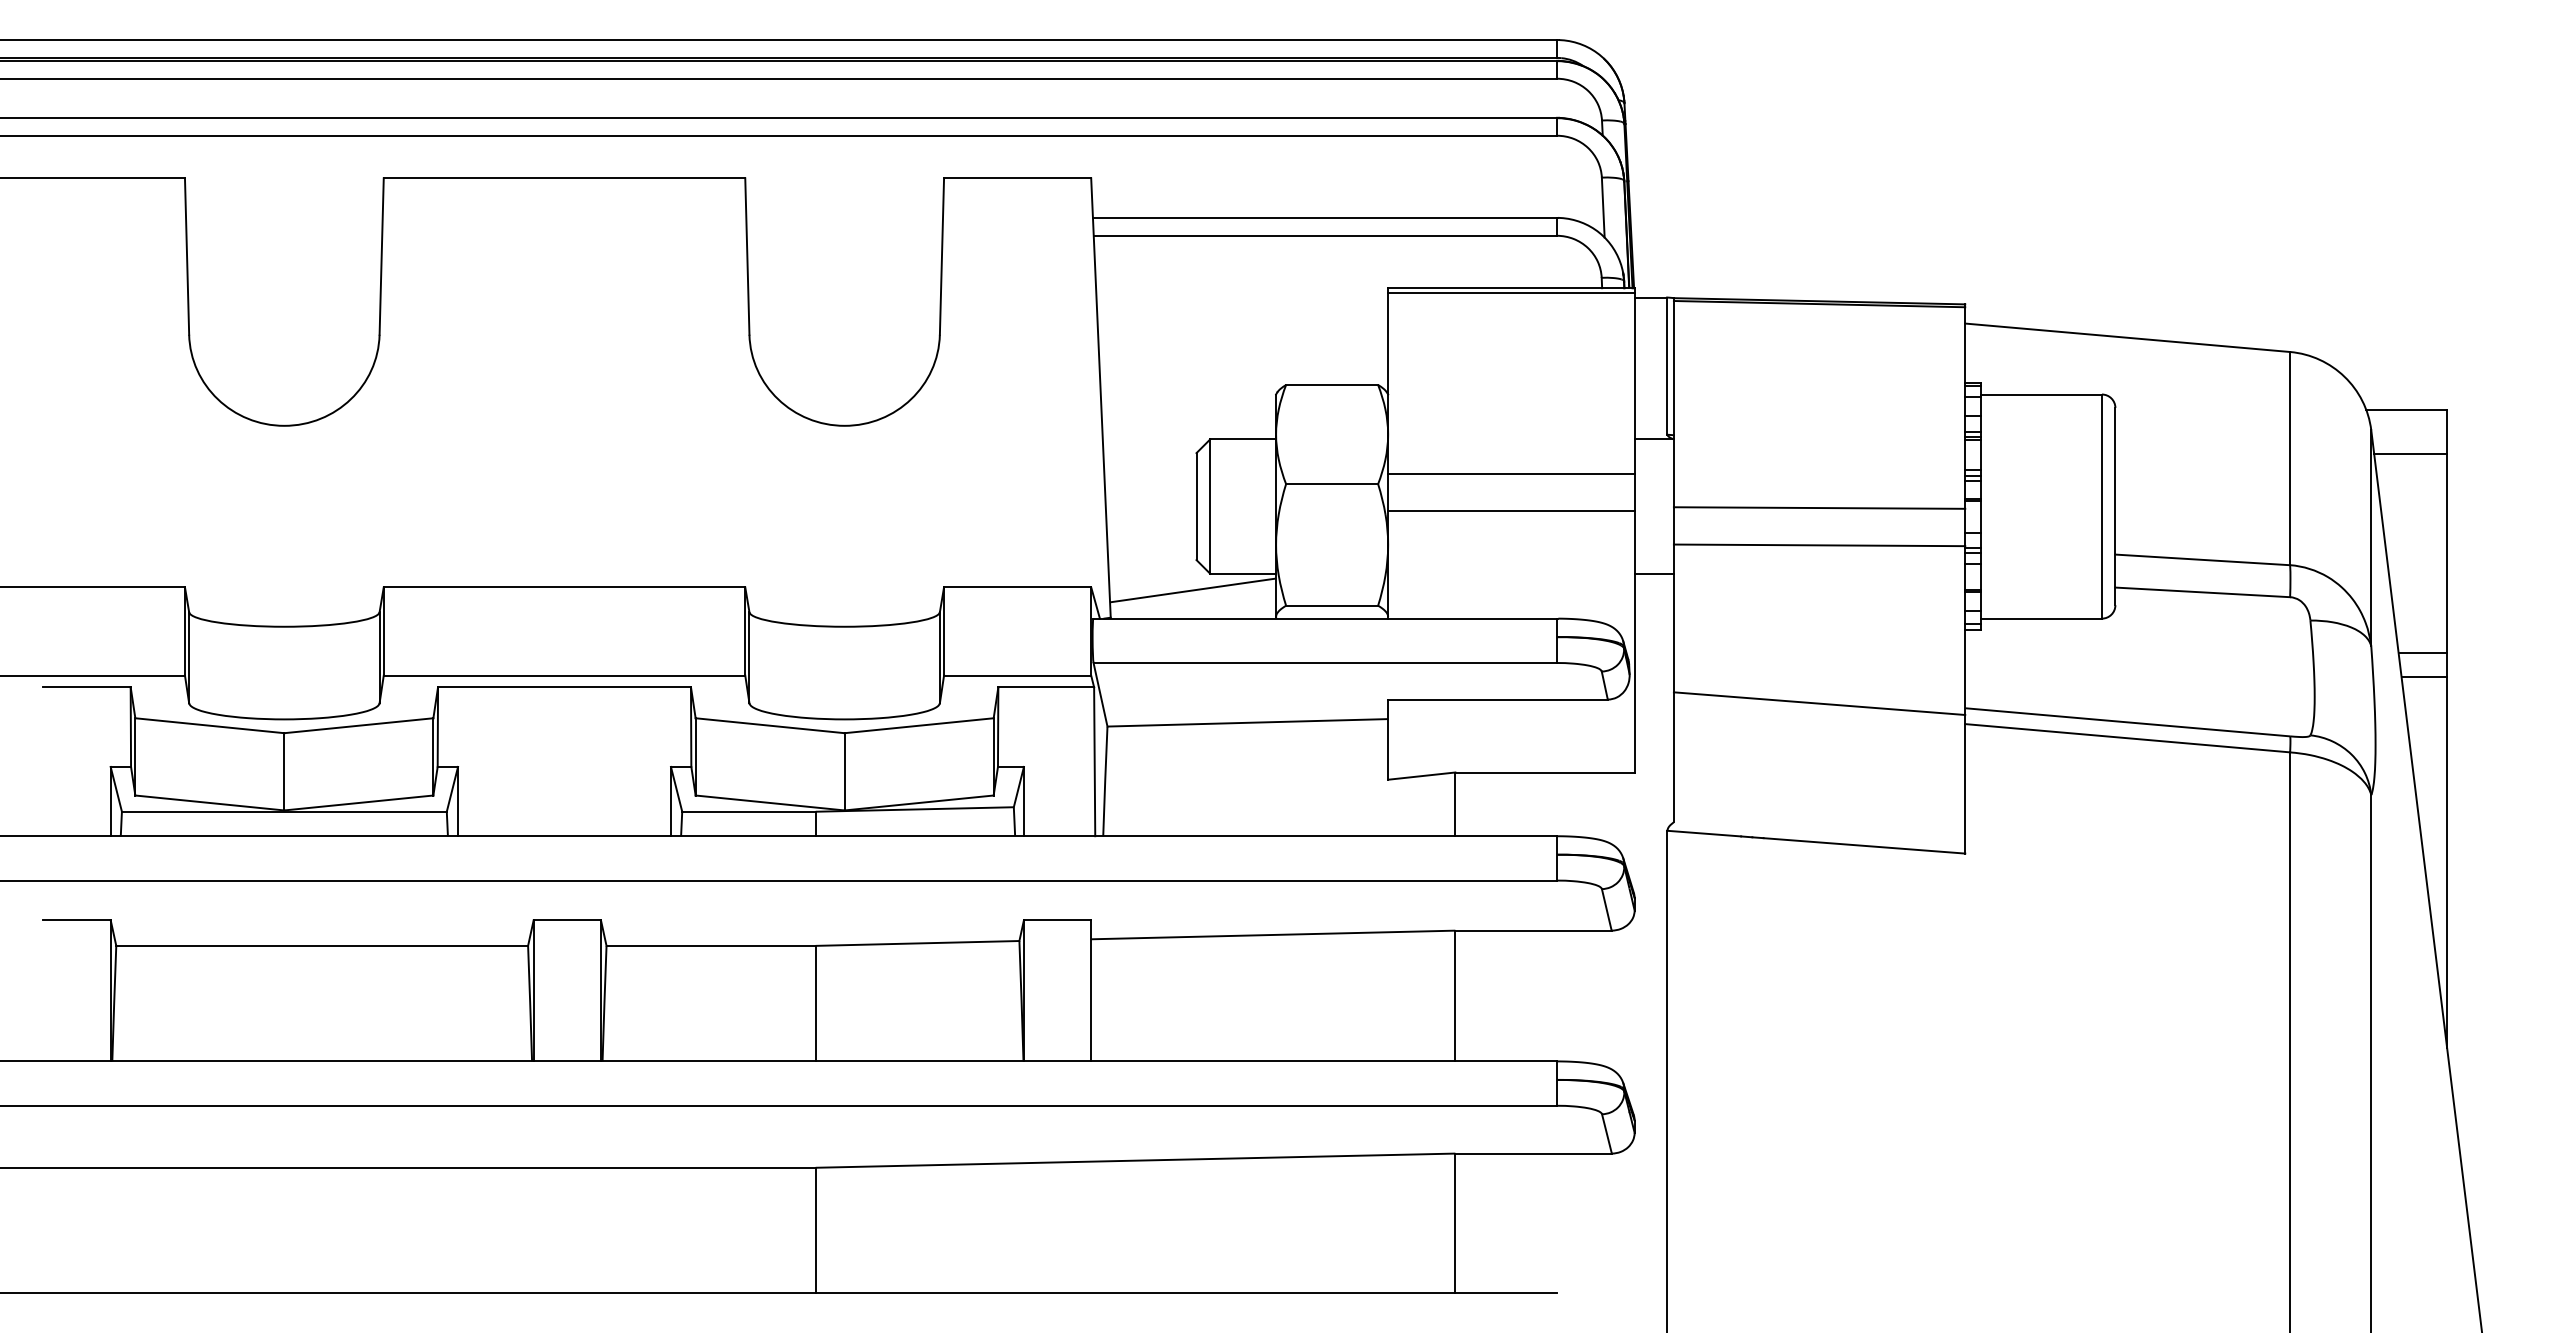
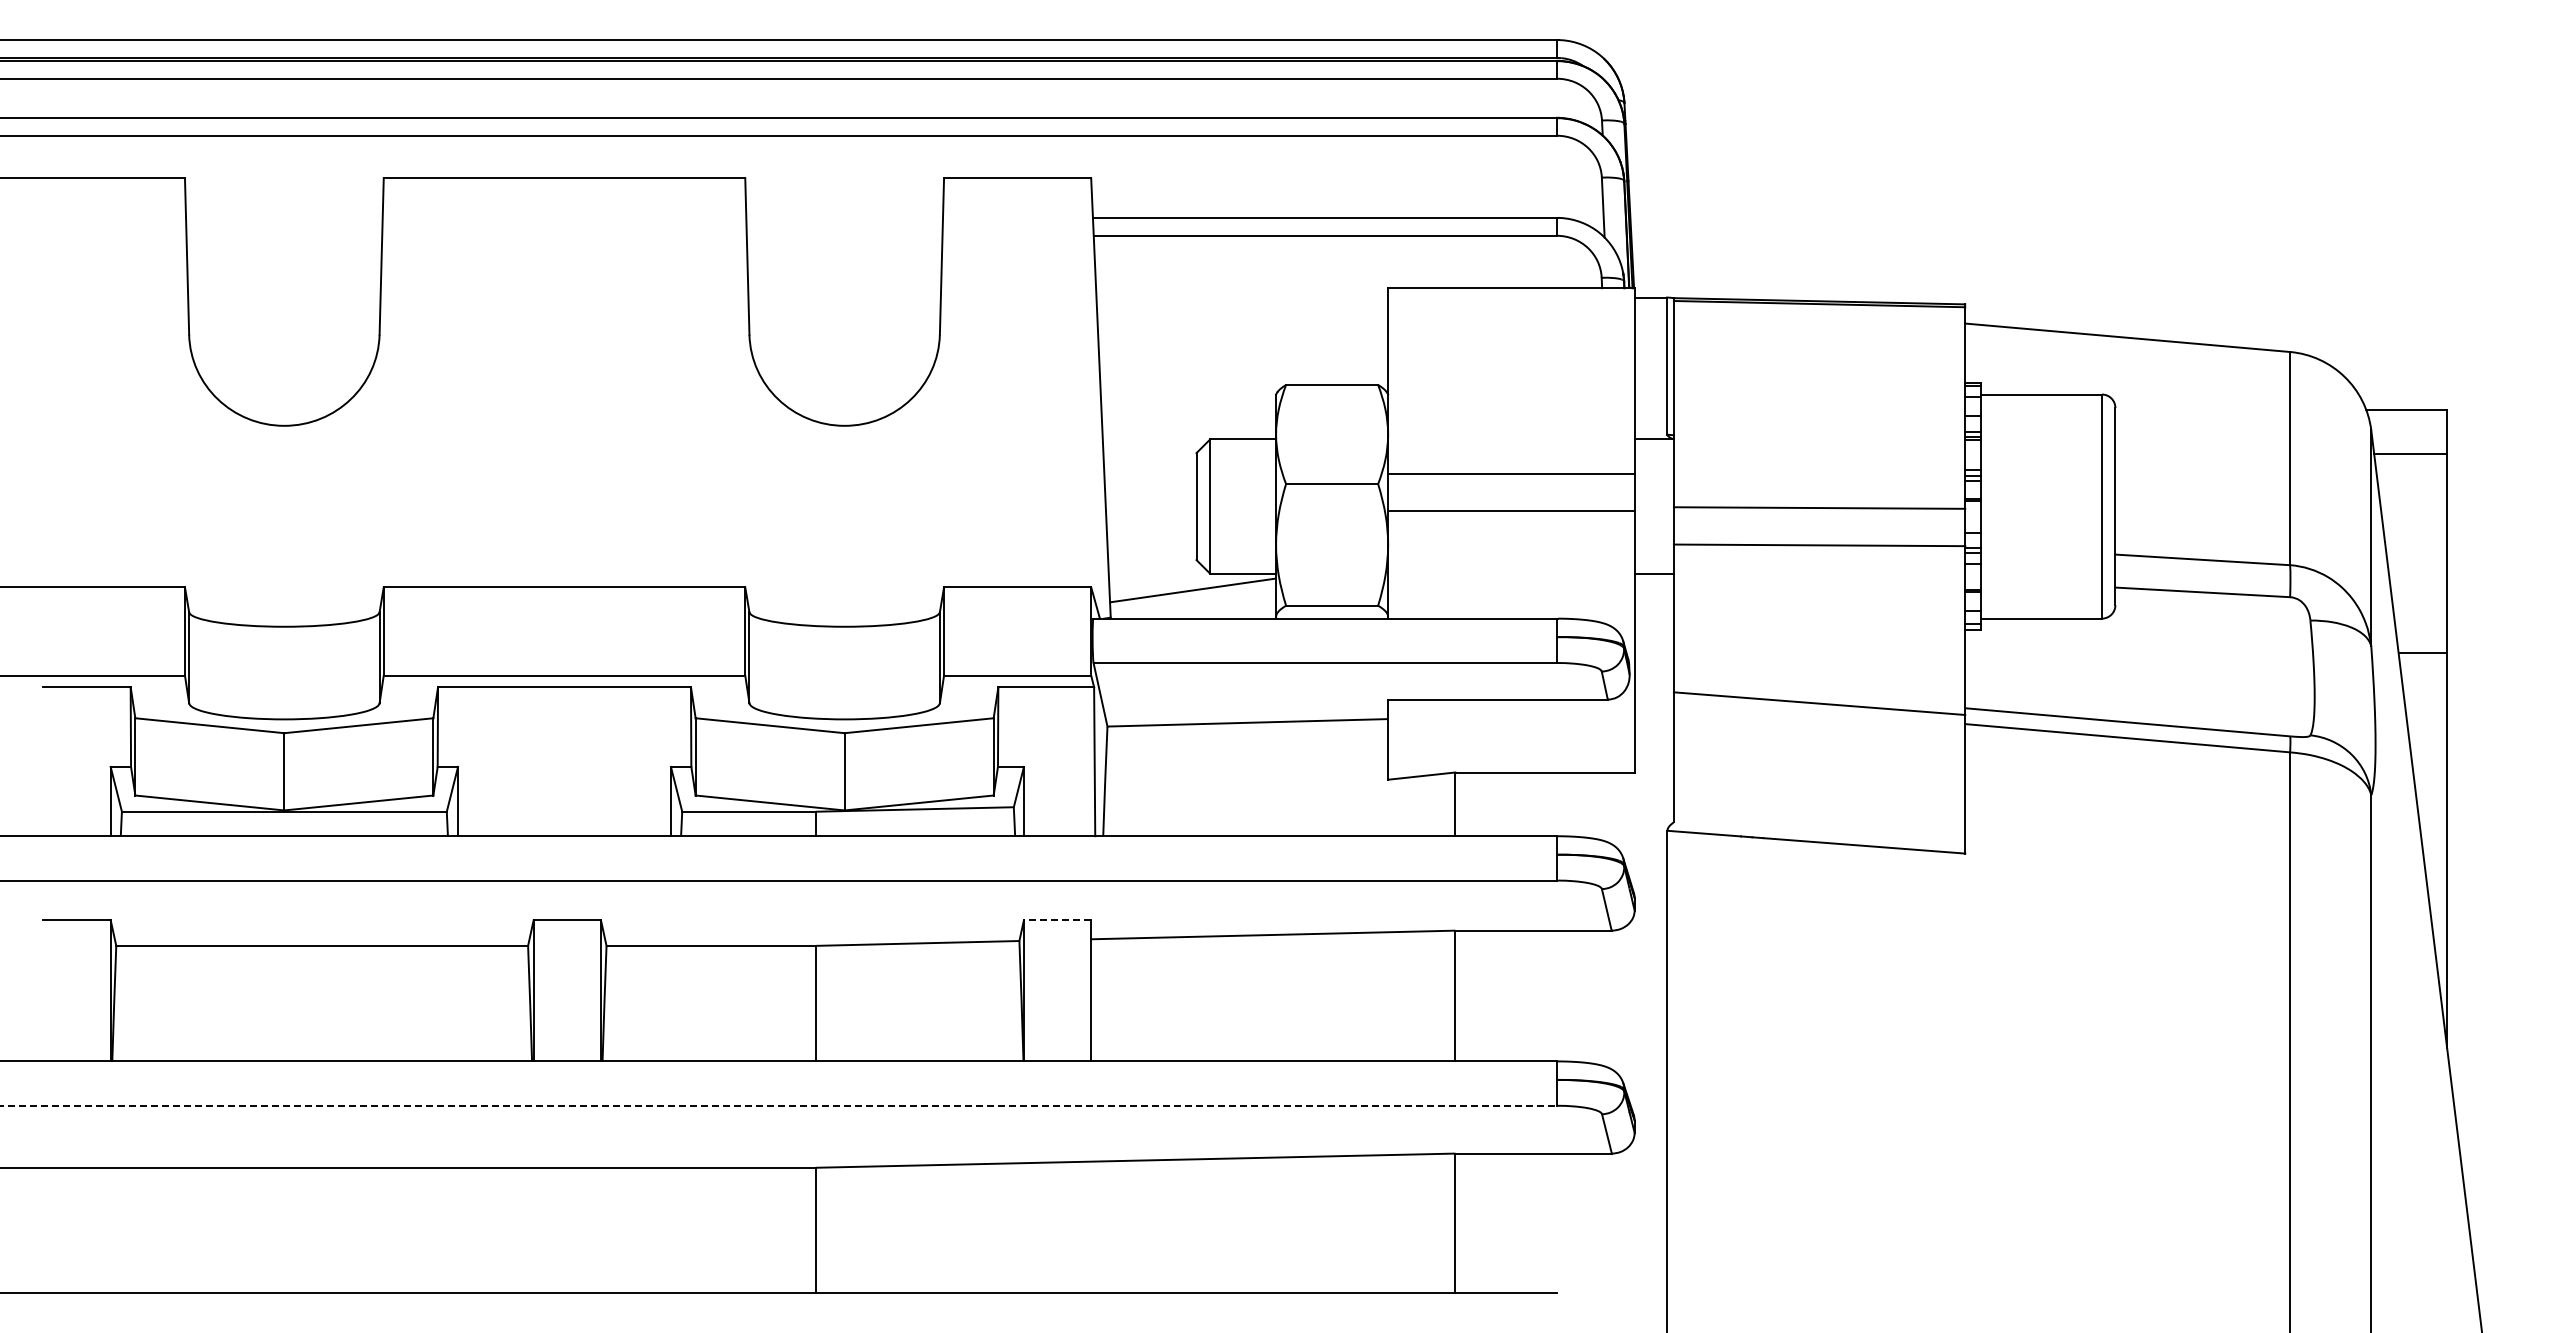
line: present -> none (1511, 292)
line: present -> none (2424, 676)
line: solid -> dashed (1057, 920)
line: solid -> dashed (779, 1105)
